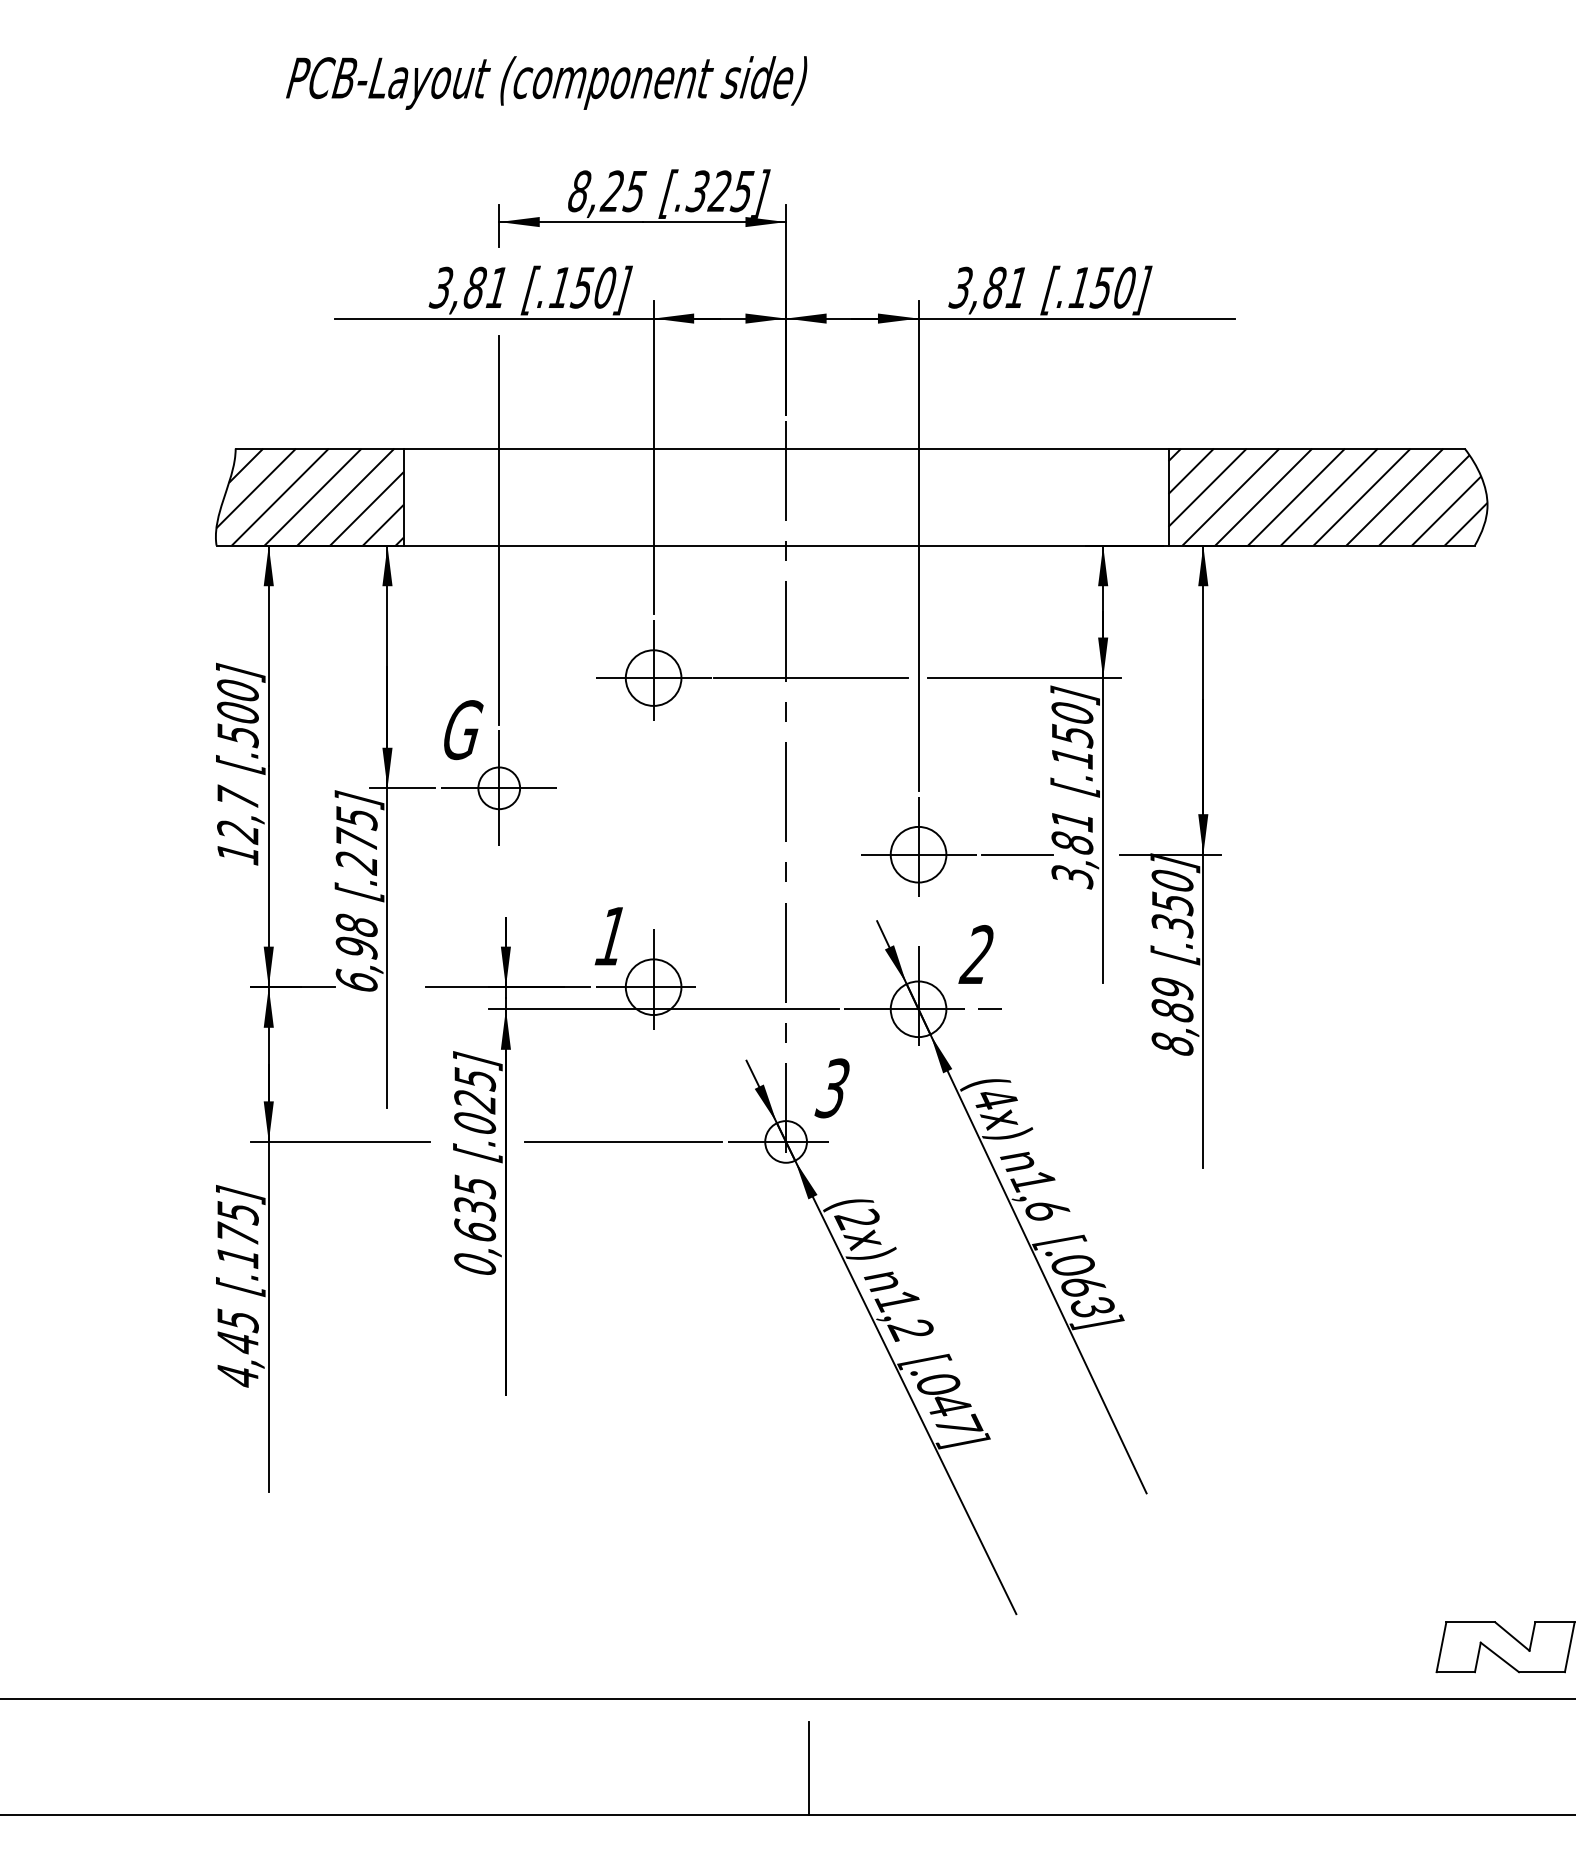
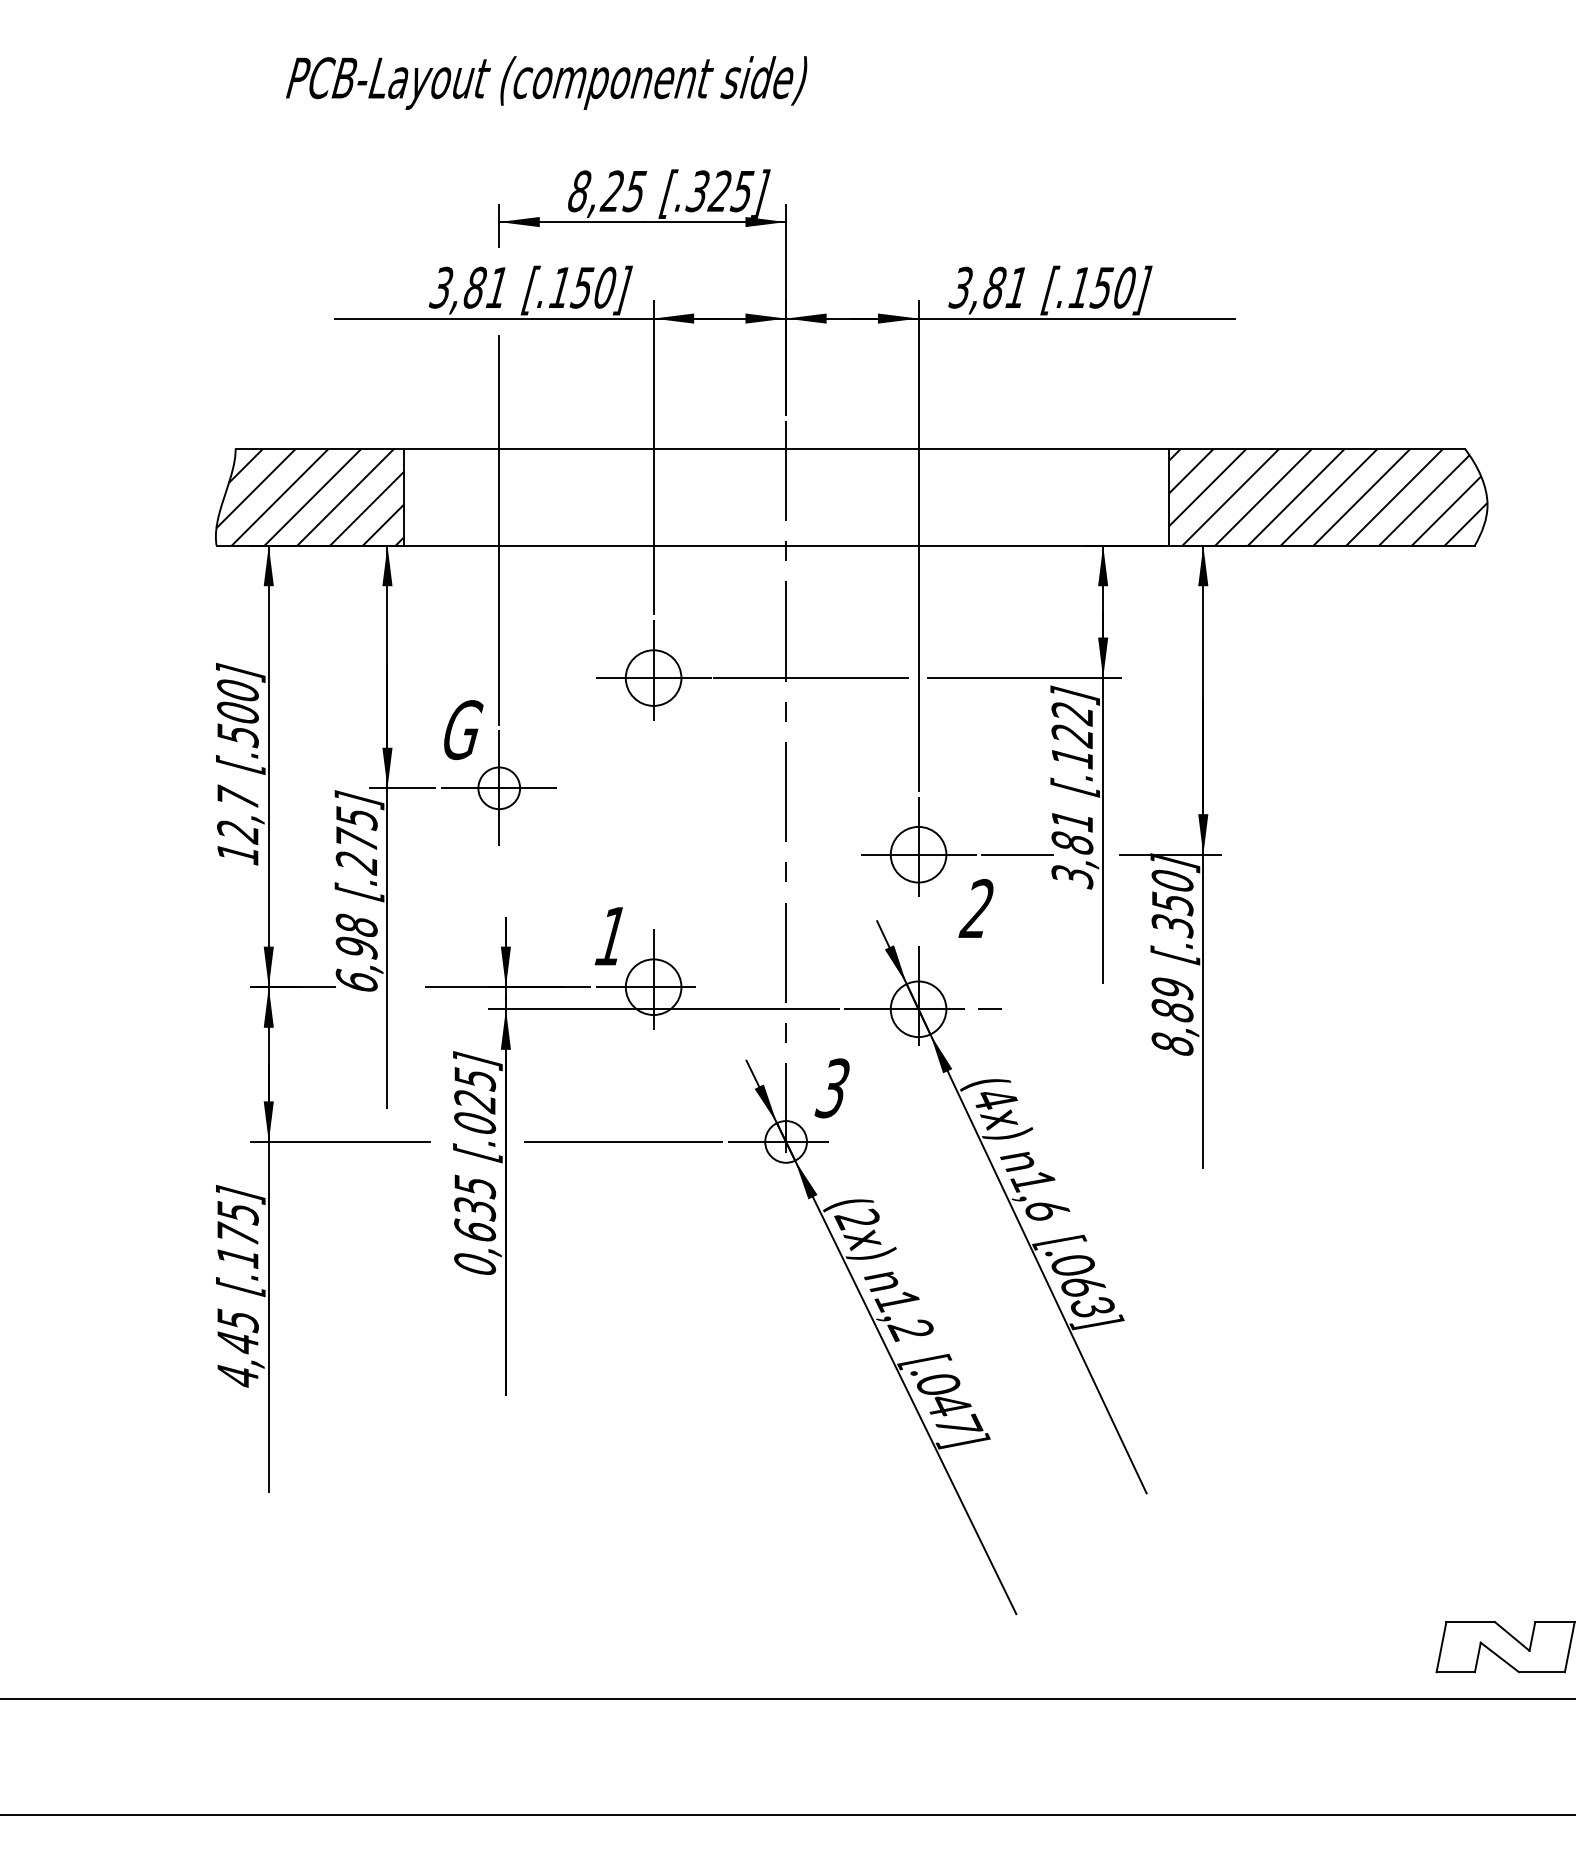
text: [.150] -> [.122] (1072, 725)
text position: (975, 954) -> (975, 908) (975, 908)
line: present -> none (808, 1768)
